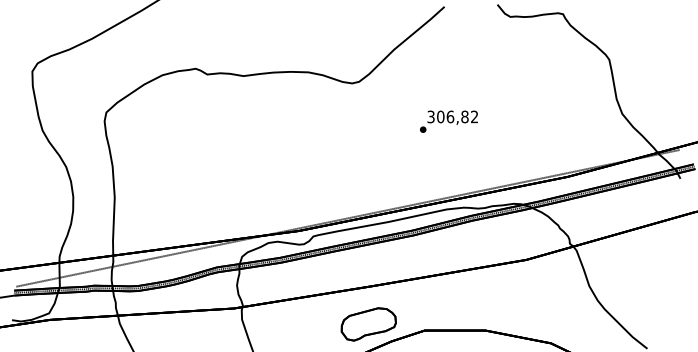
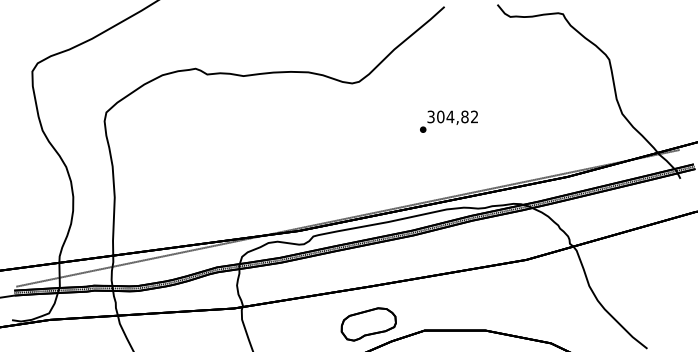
text: 306,82 -> 304,82 (450, 116)
